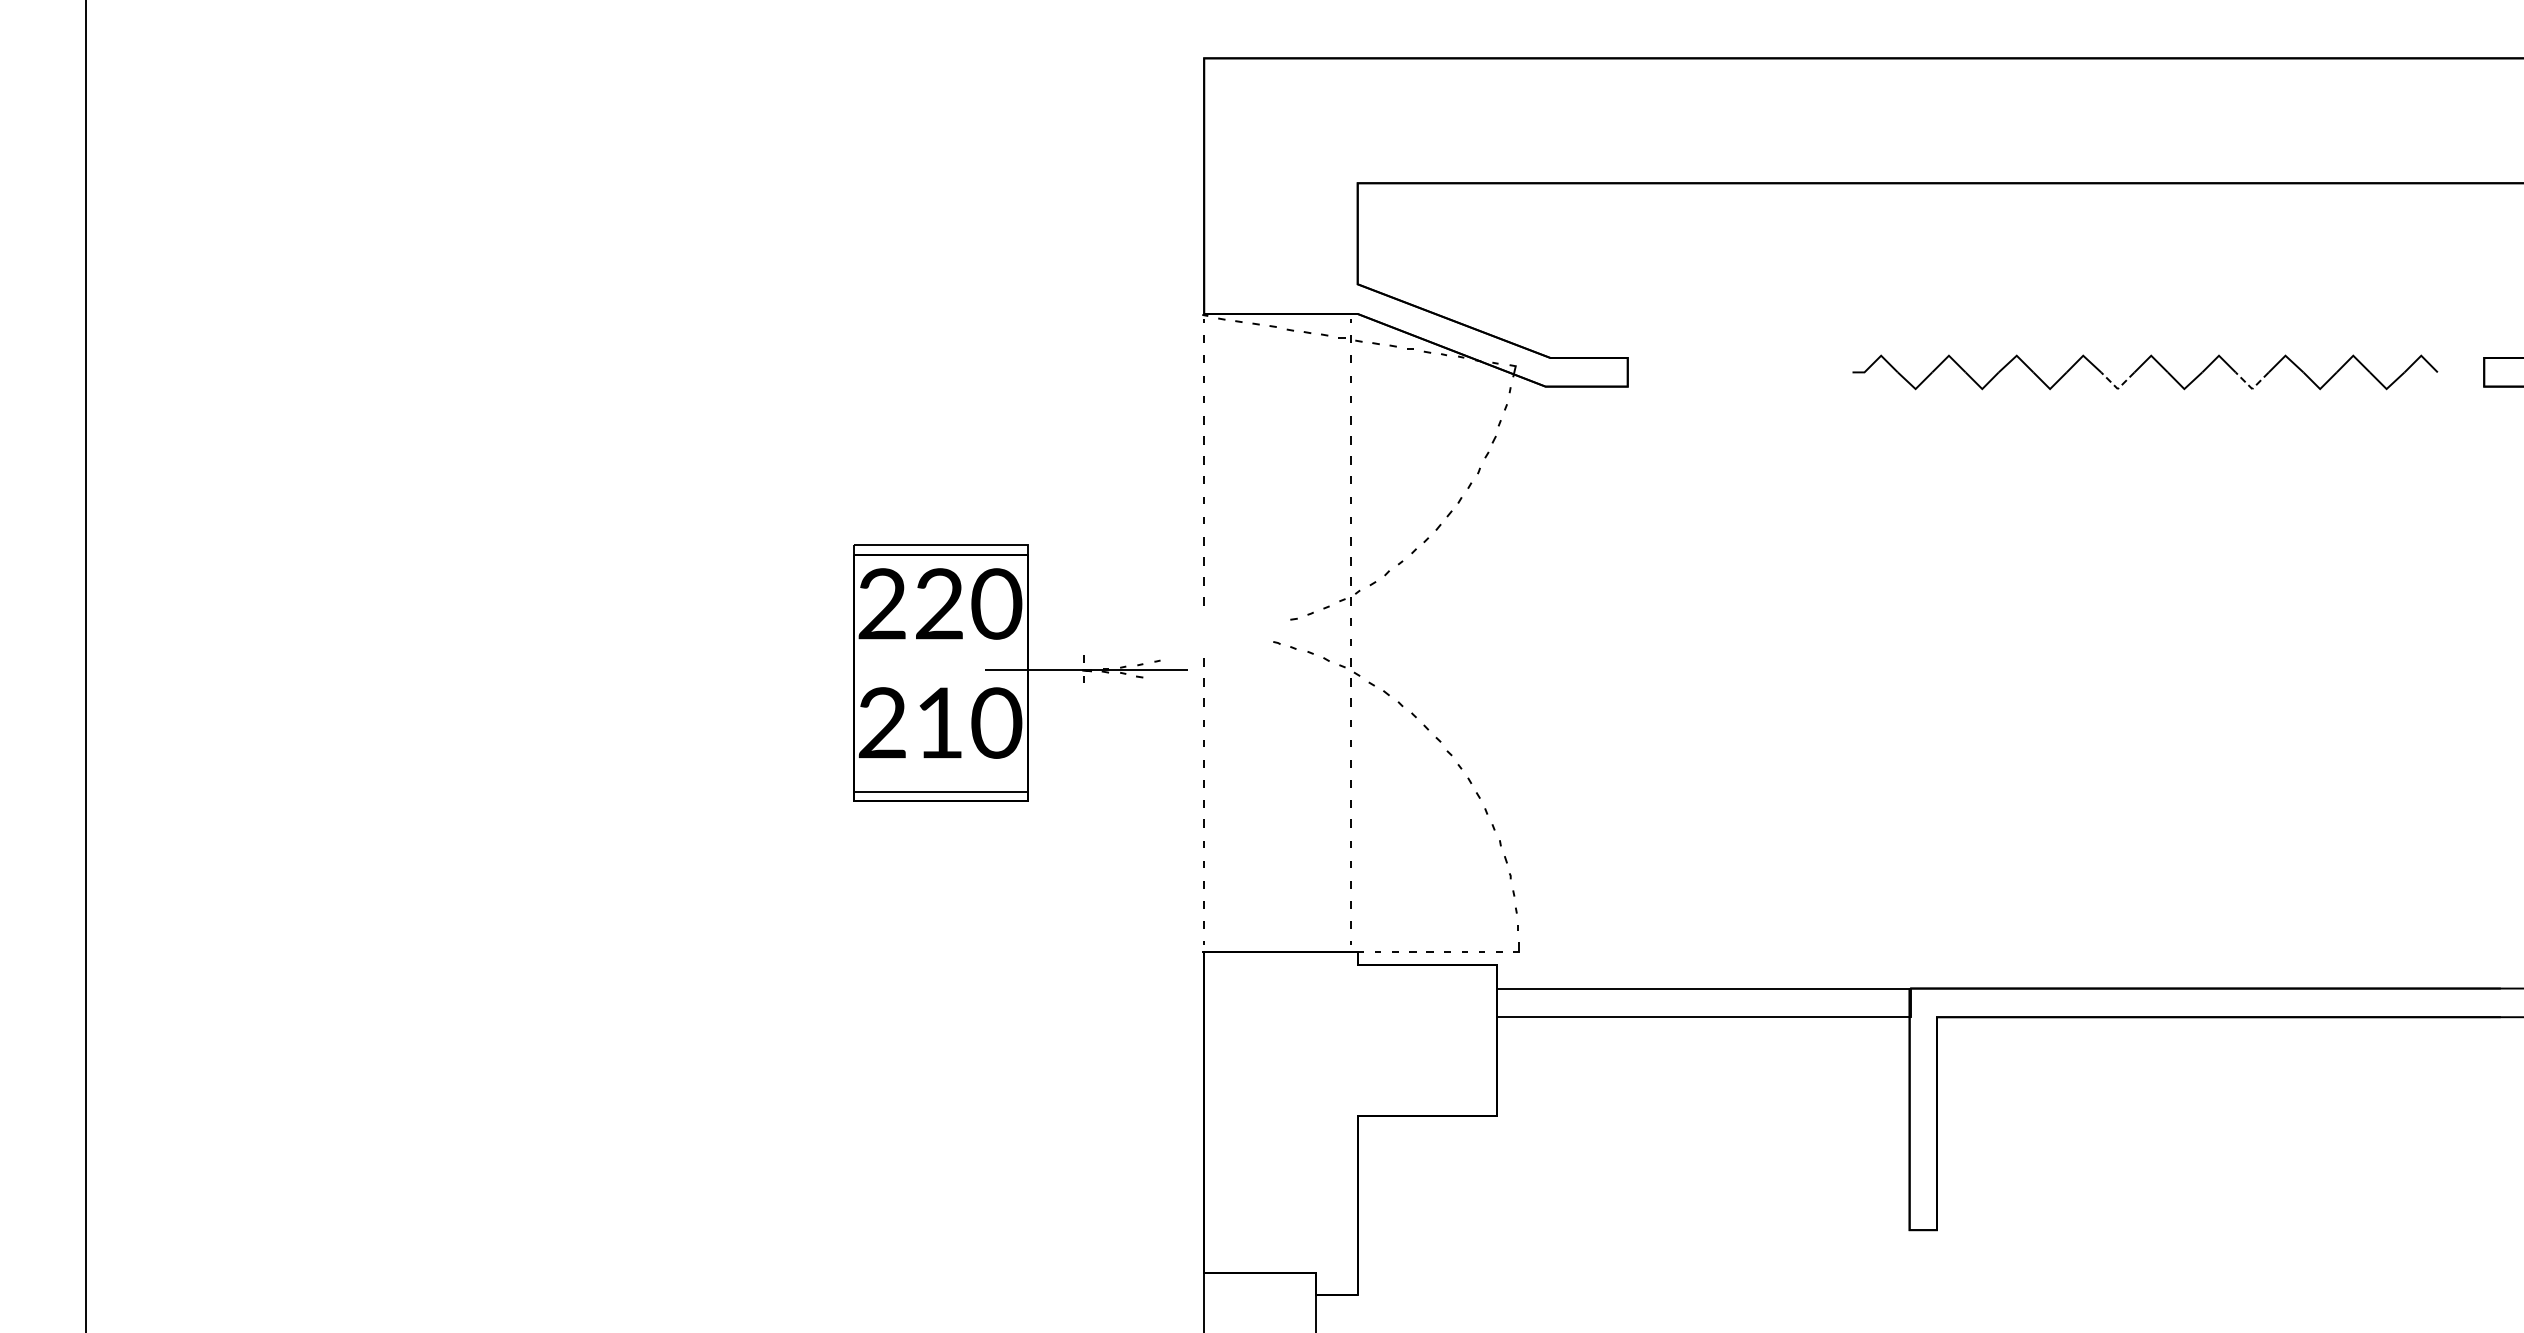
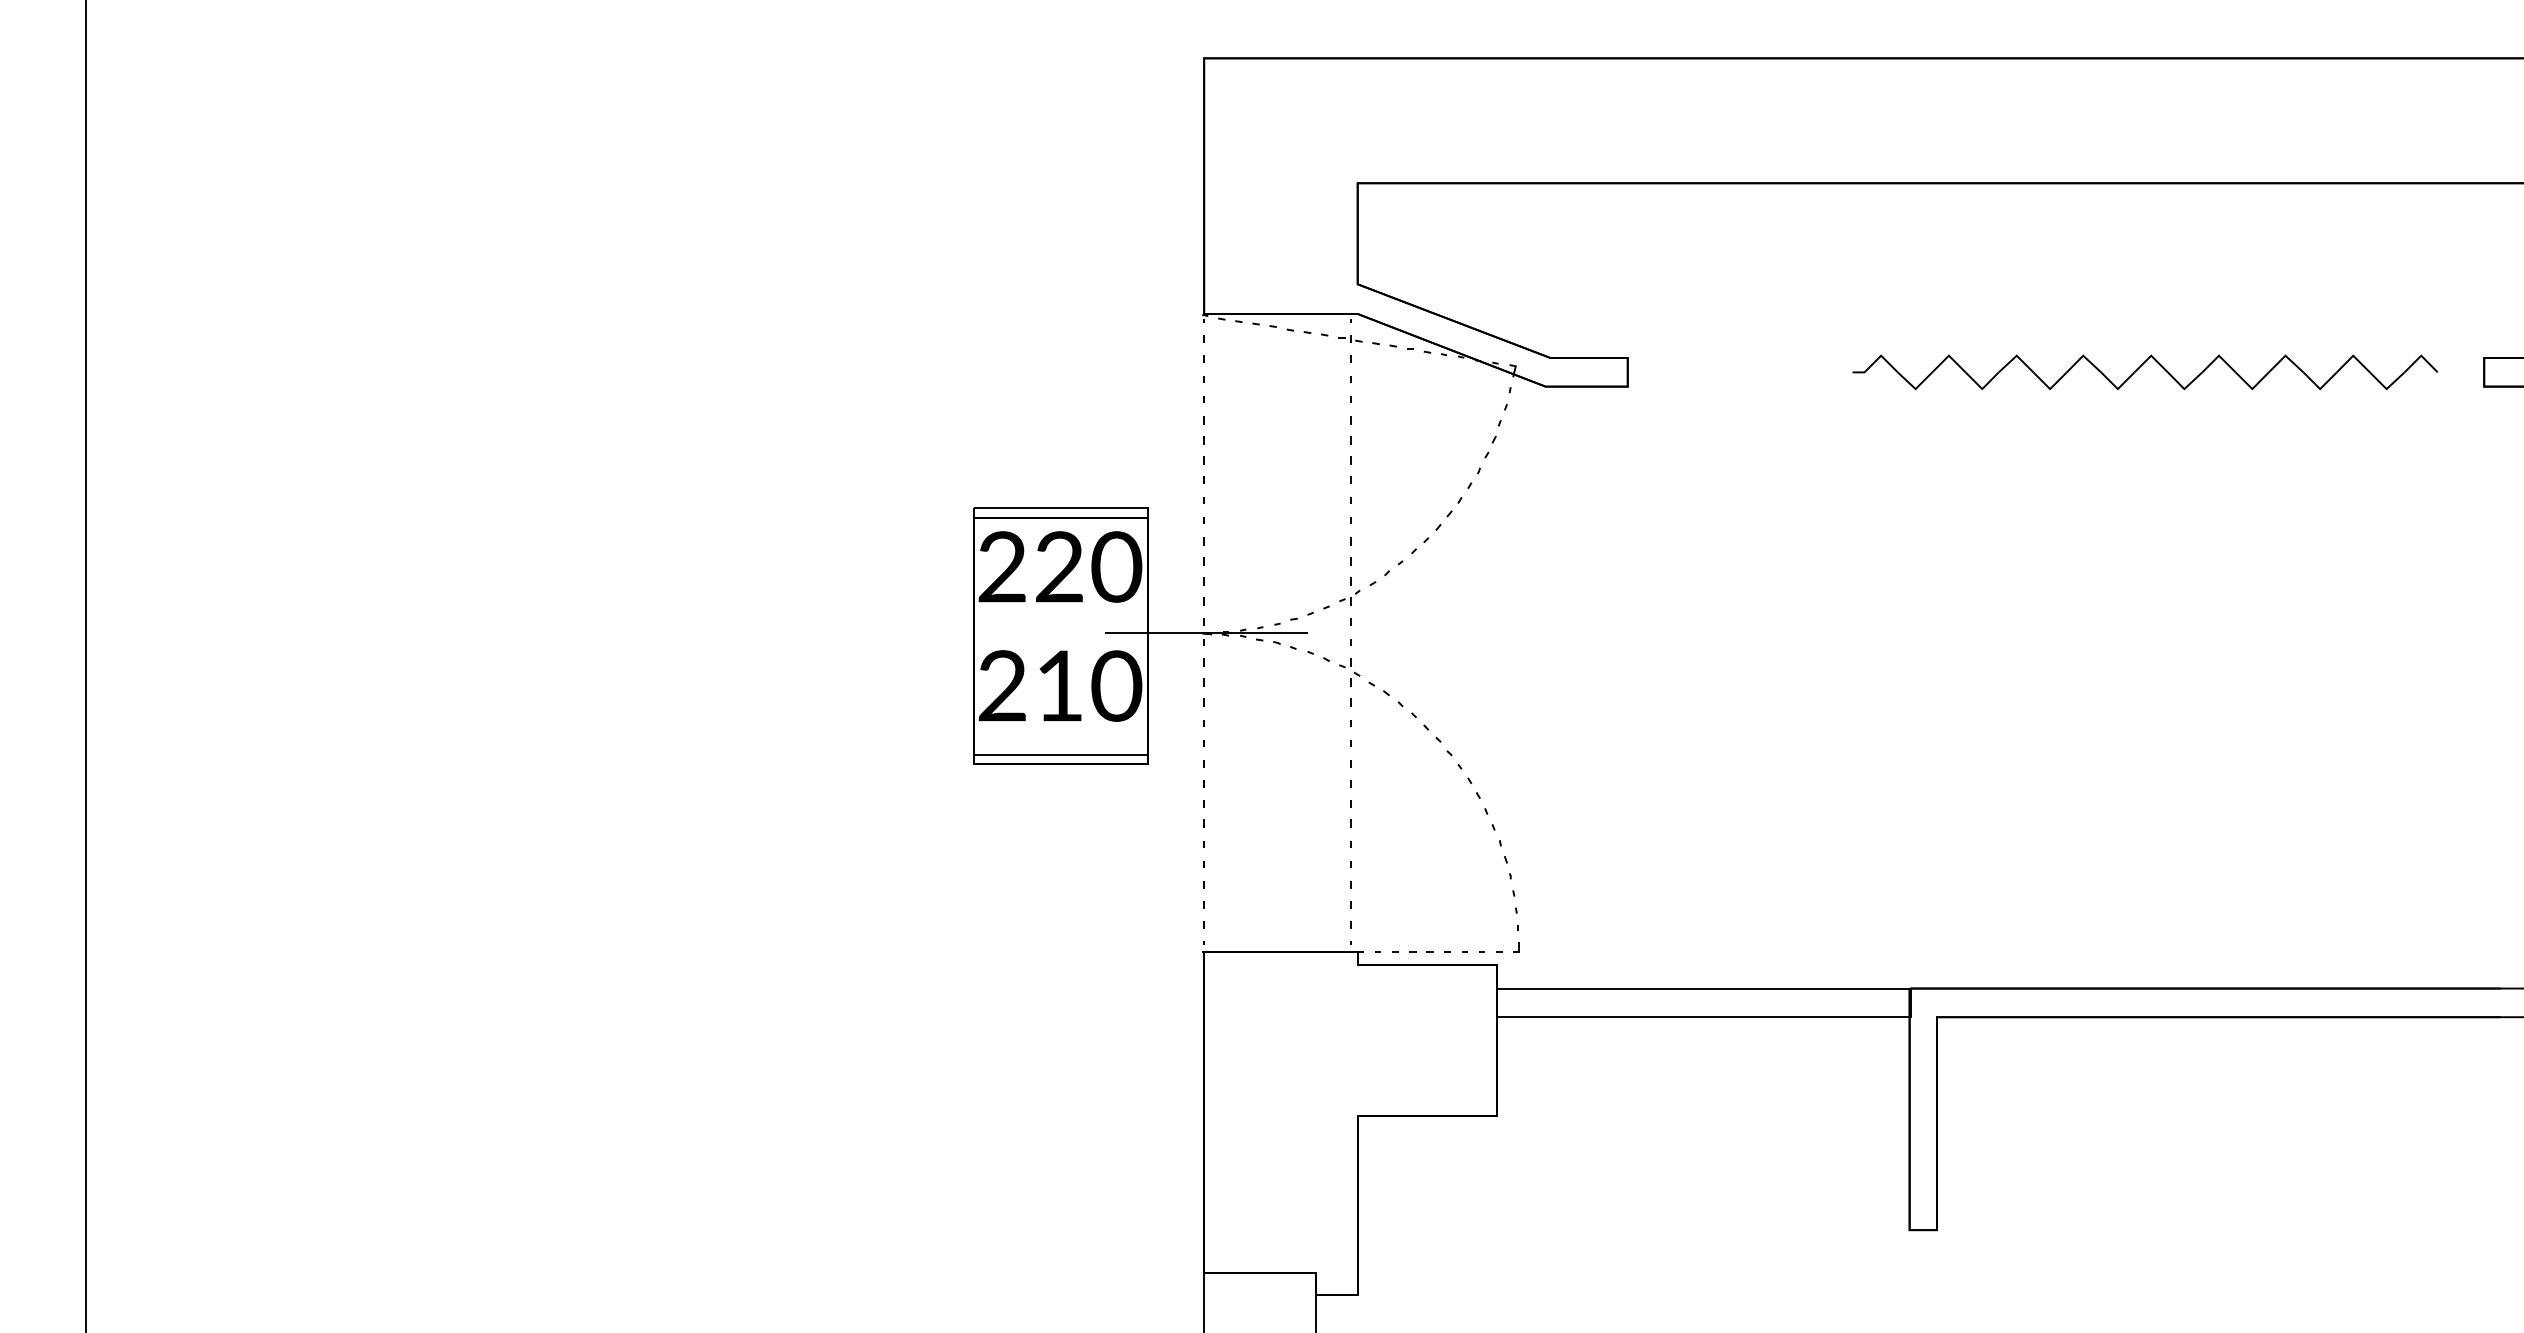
line: dashed -> solid (2117, 389)
line: dashed -> solid (2252, 389)
part position: (1020, 672) -> (1140, 635) (1140, 635)
